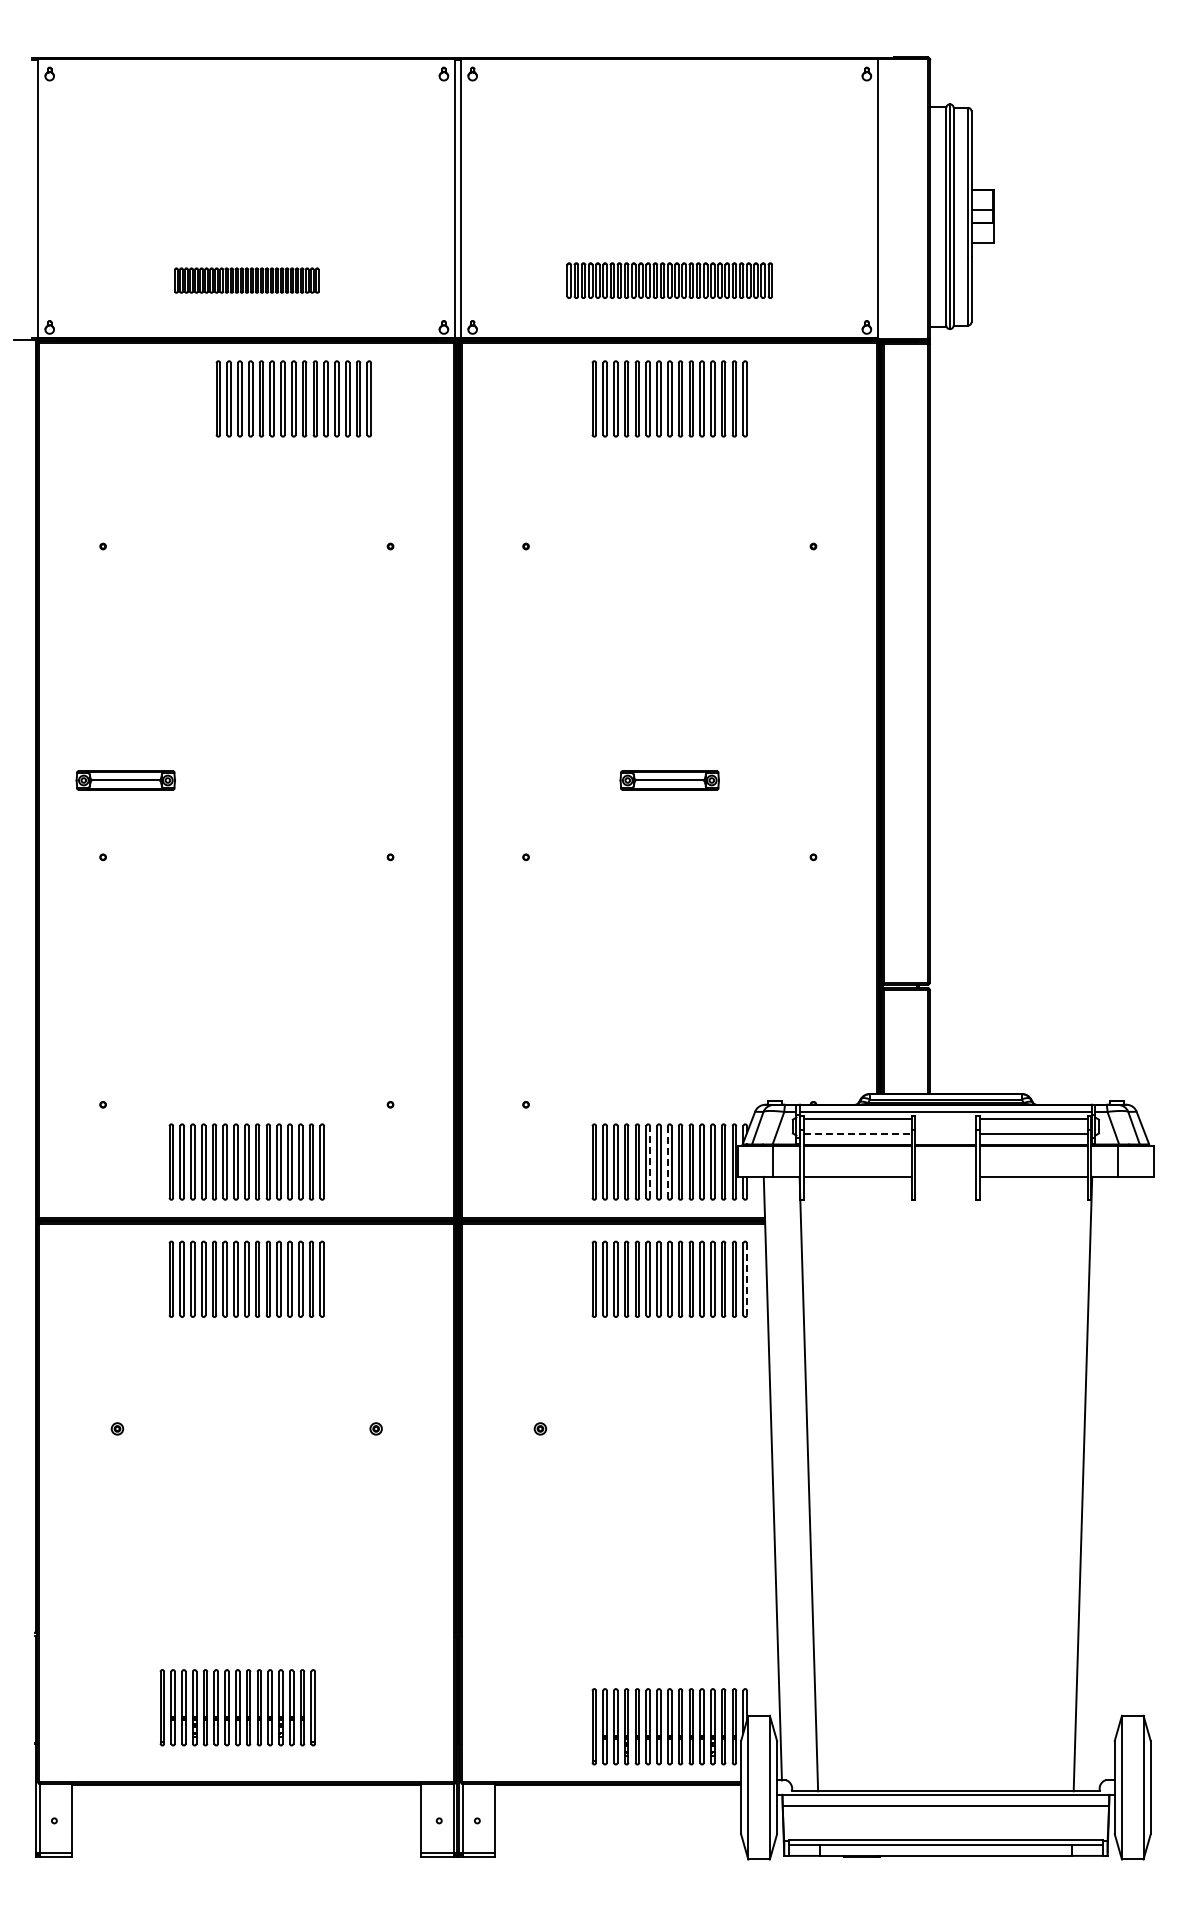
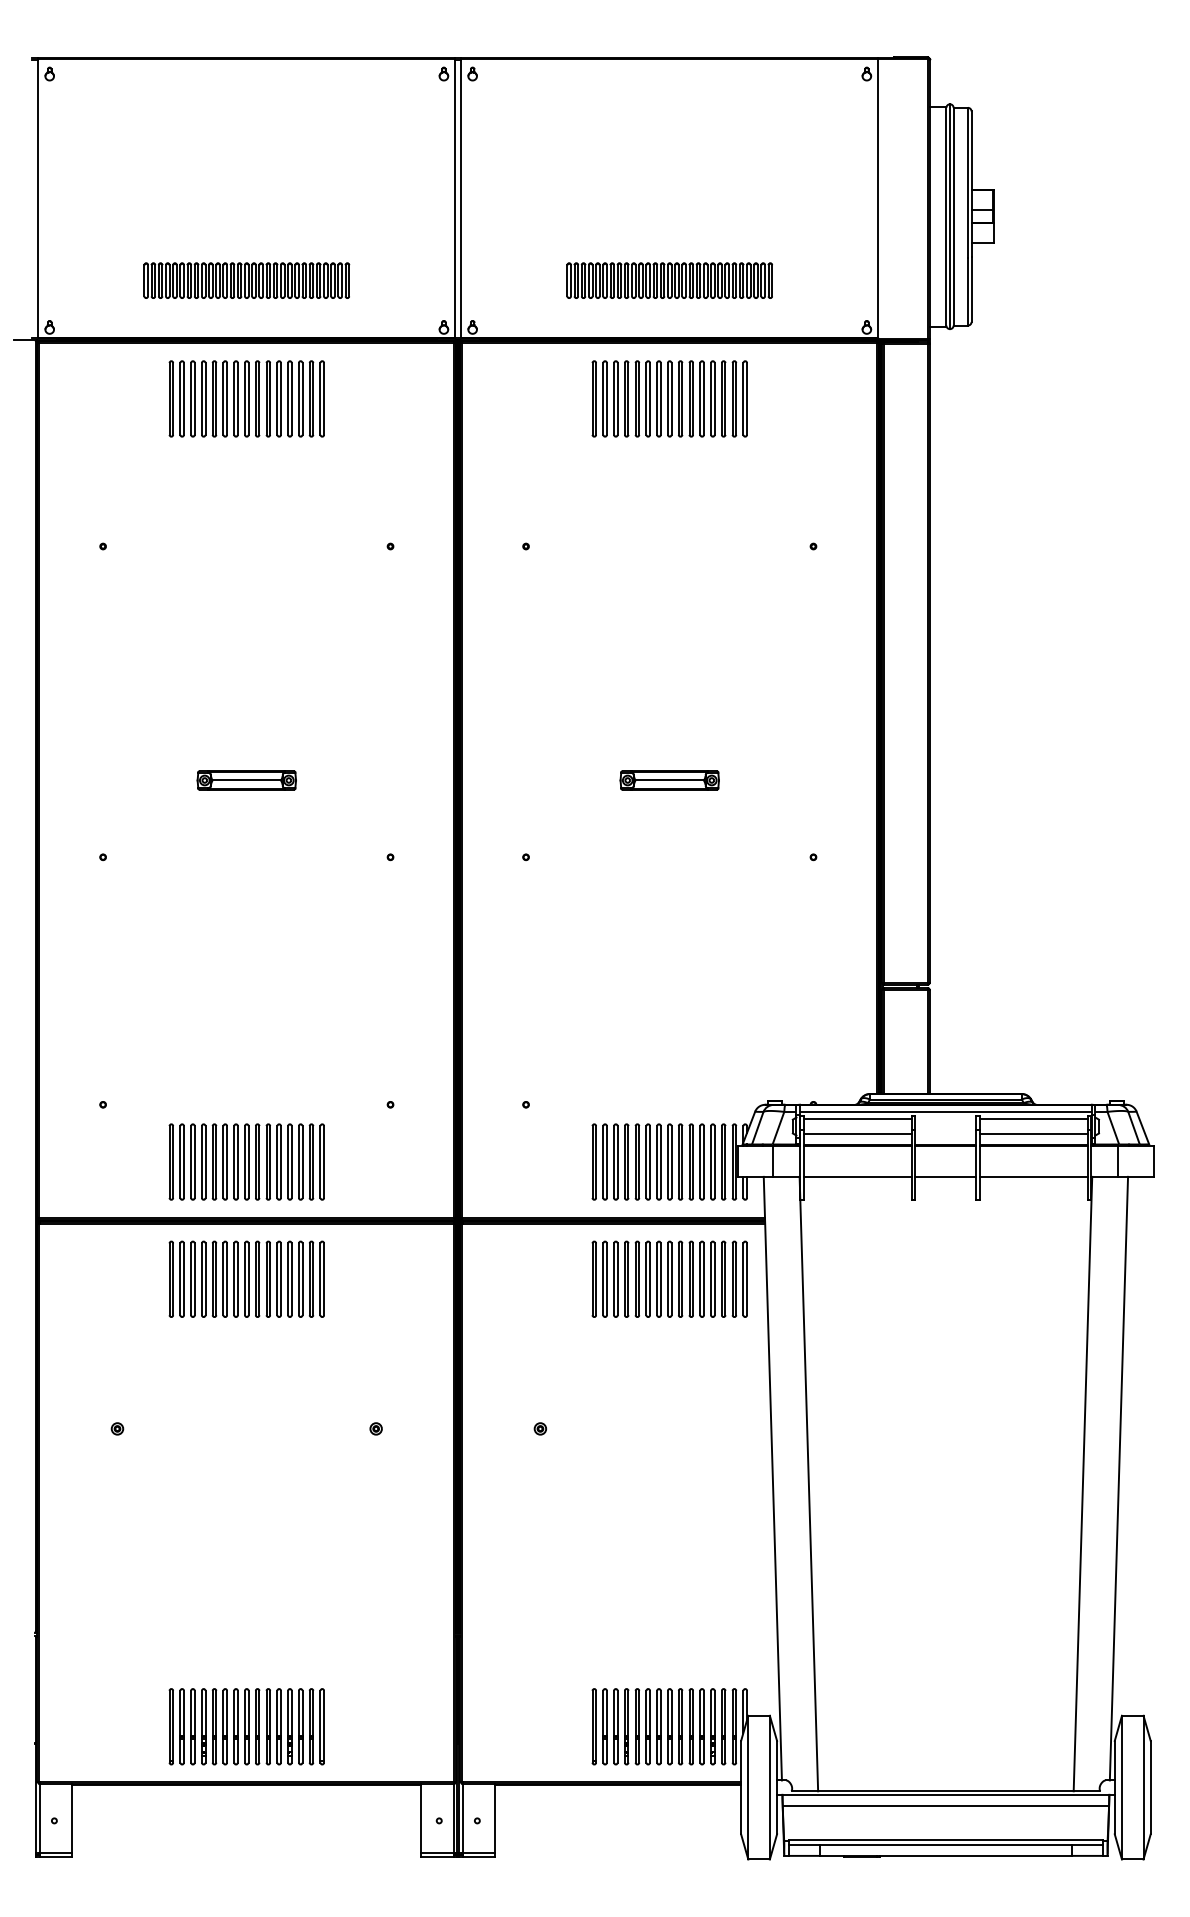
part size: 146x27 px -> 208x37 px (246, 280)
part position: (293, 398) -> (246, 398) (246, 398)
part position: (125, 780) -> (246, 780) (246, 780)
line: dashed -> solid (857, 1134)
line: dashed -> solid (650, 1162)
line: dashed -> solid (667, 1162)
line: none -> present (945, 1176)
line: dashed -> solid (747, 1279)
line: none -> present (1118, 1478)
part position: (237, 1707) -> (246, 1726) (246, 1726)
